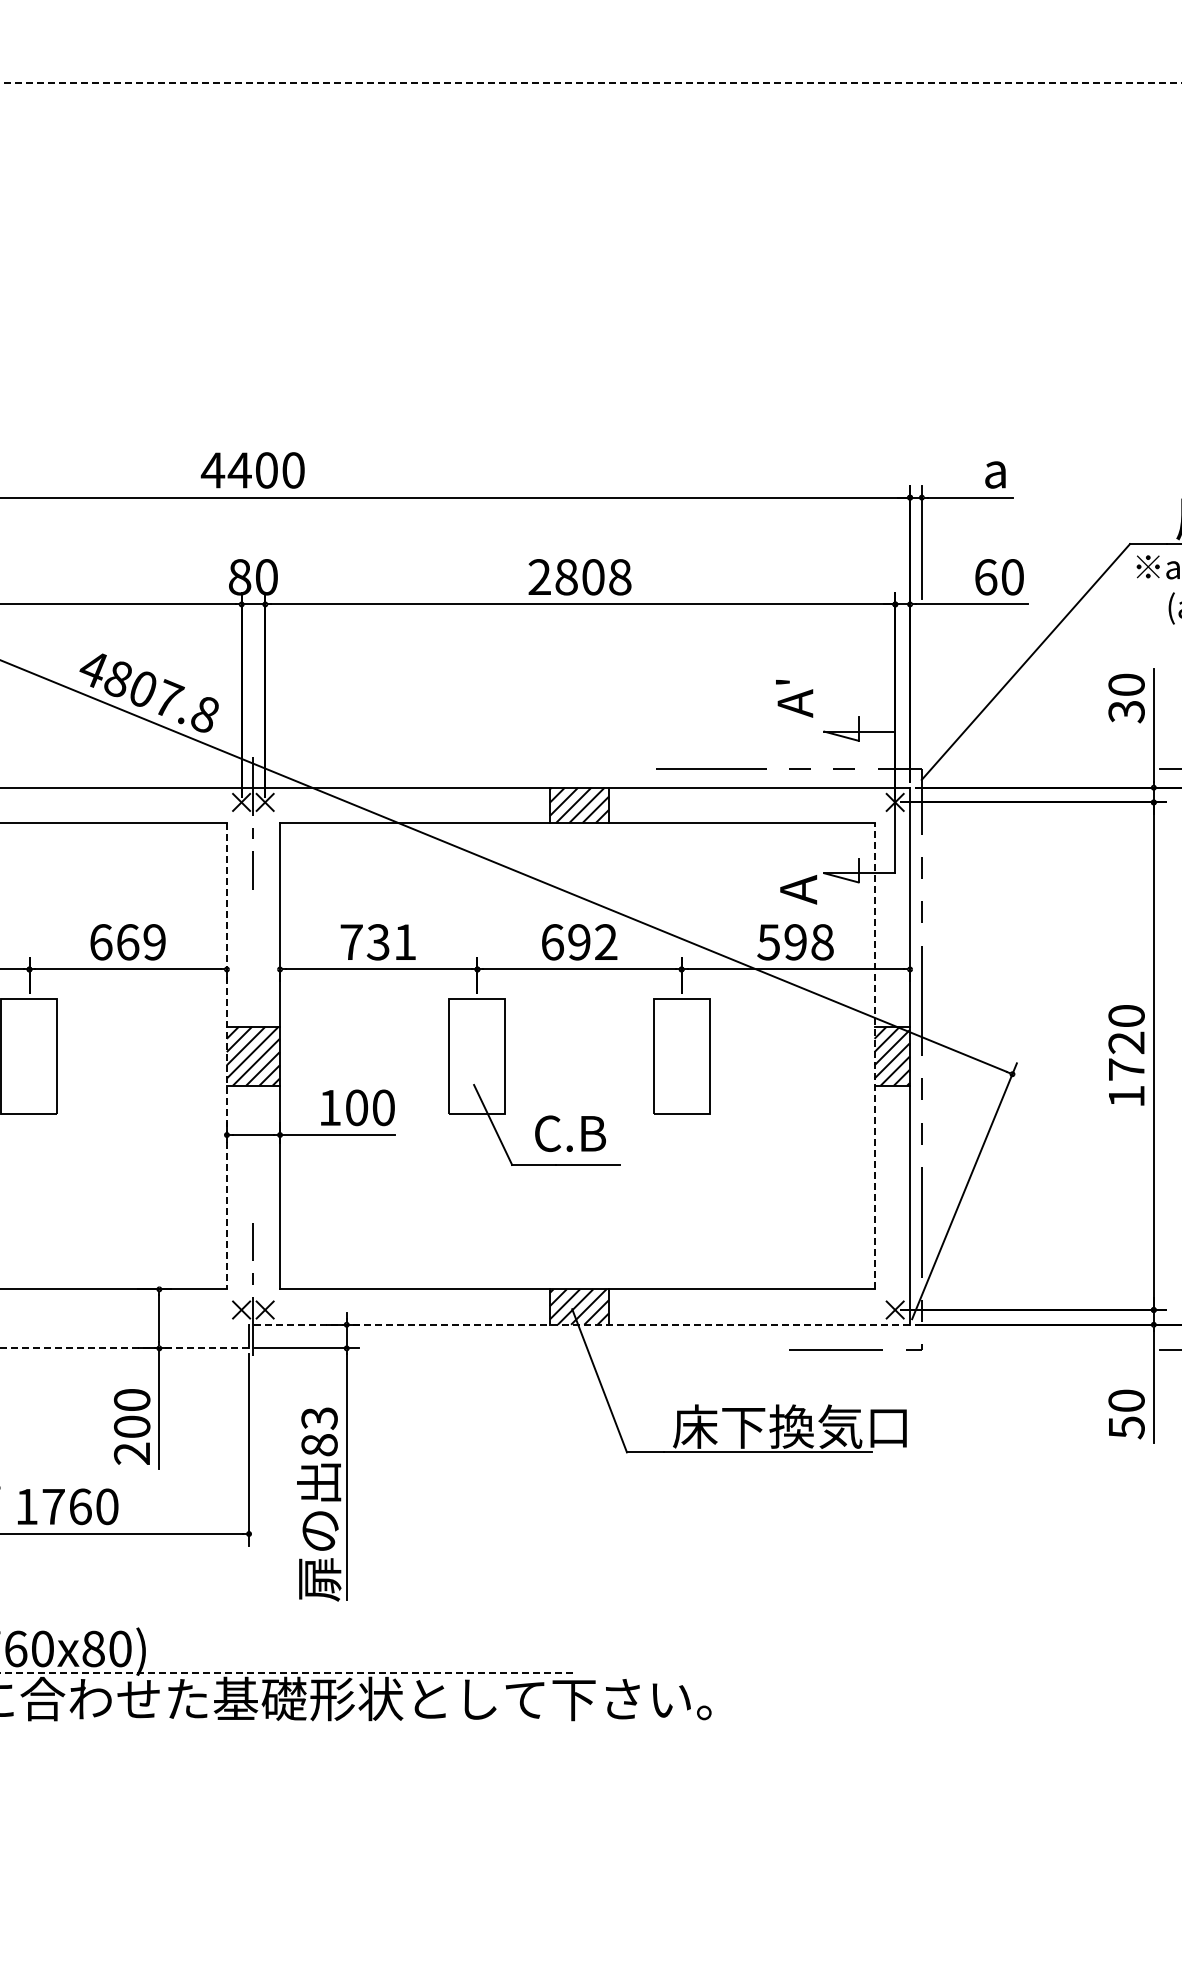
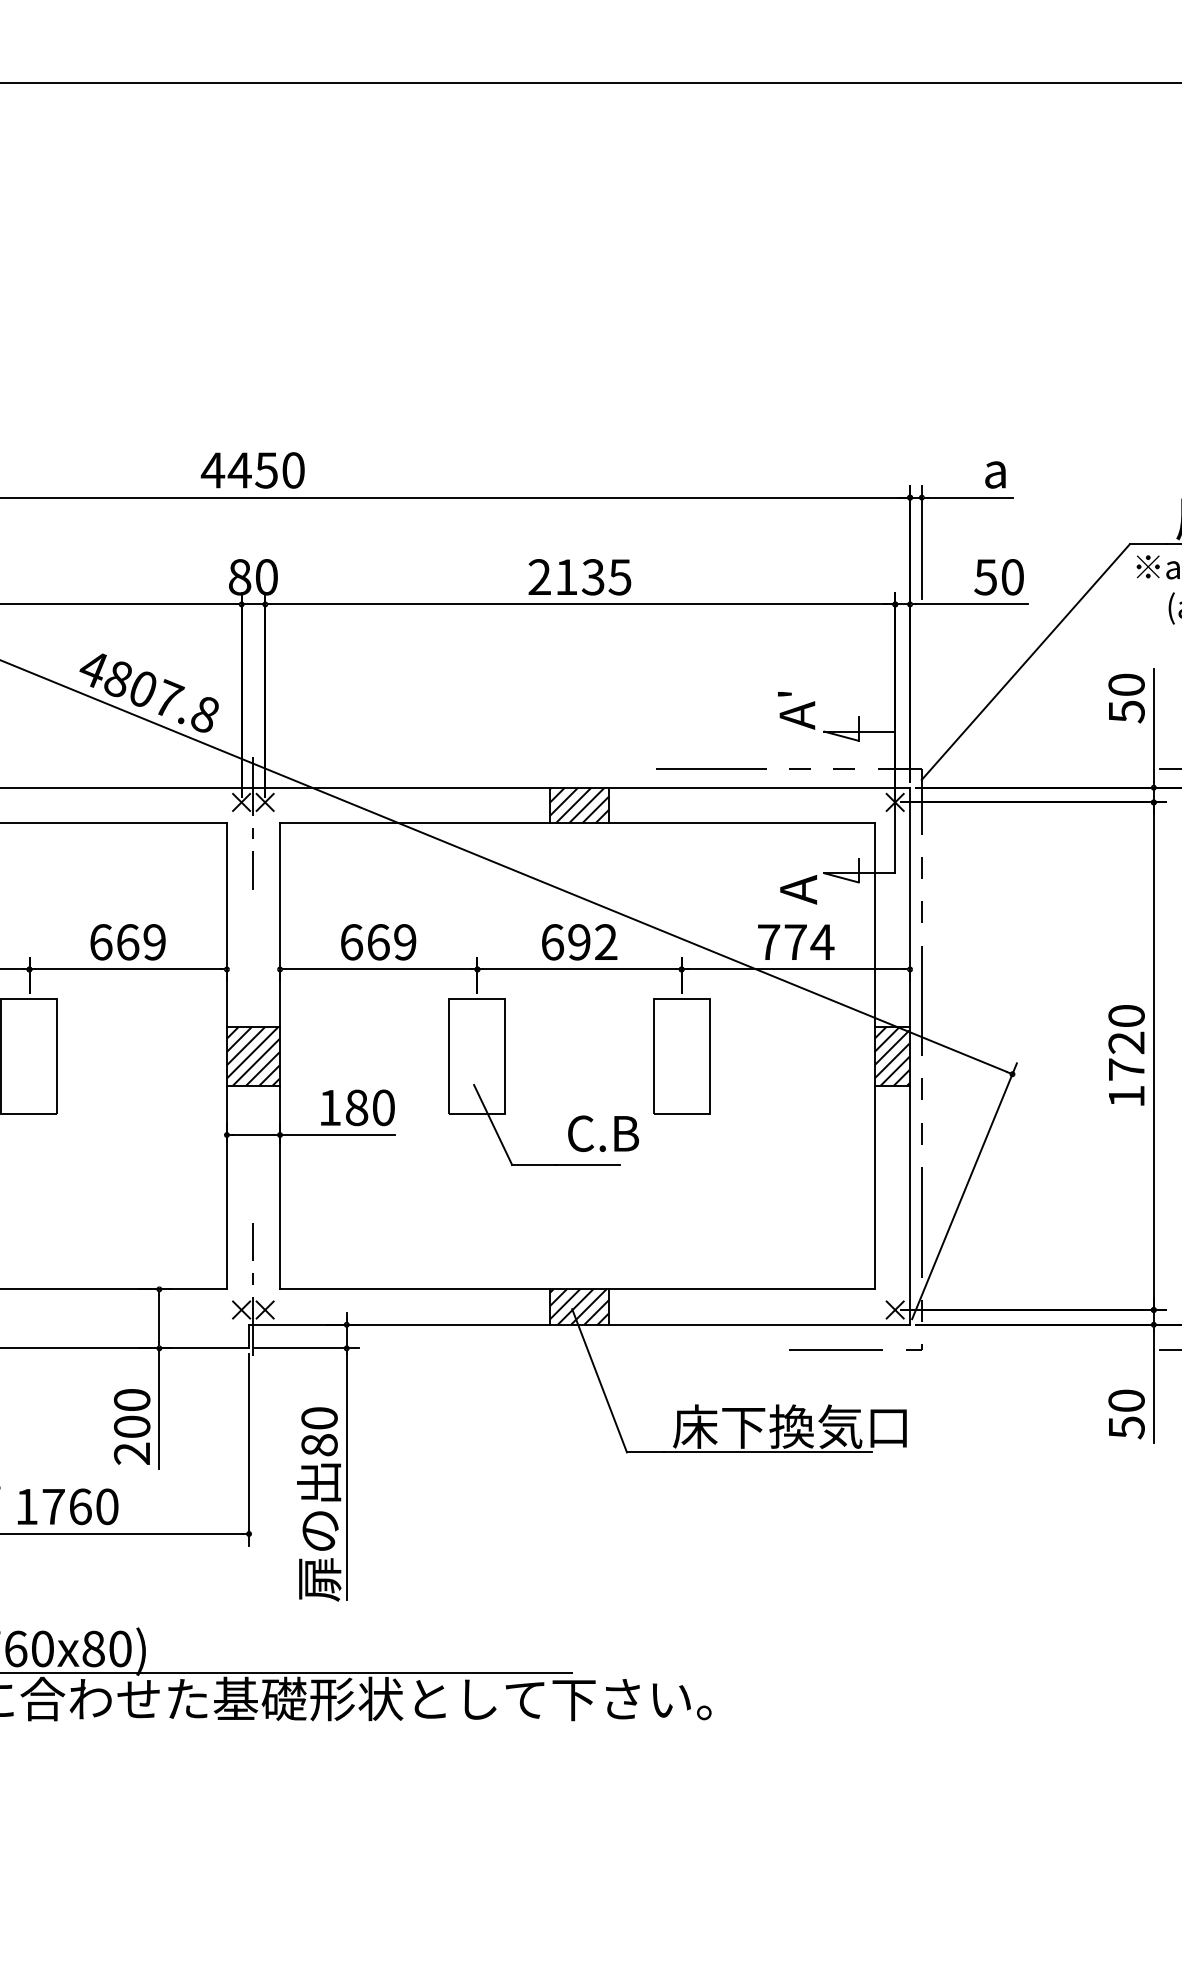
line: dashed -> solid (591, 83)
text: 4400 -> 4450 (266, 470)
text: 2808 -> 2135 (593, 577)
text: 60 -> 50 (985, 577)
text position: (794, 698) -> (796, 710) (796, 710)
text: 30 -> 50 (1126, 711)
text: 731 -> 669 (378, 942)
text: 598 -> 774 (795, 942)
line: dashed -> solid (874, 1055)
line: dashed -> solid (226, 1056)
text: 100 -> 180 (357, 1107)
text position: (570, 1133) -> (603, 1133) (603, 1133)
line: dashed -> solid (579, 1324)
line: dashed -> solid (124, 1348)
text: 83 -> 80 (319, 1418)
line: dashed -> solid (287, 1673)
